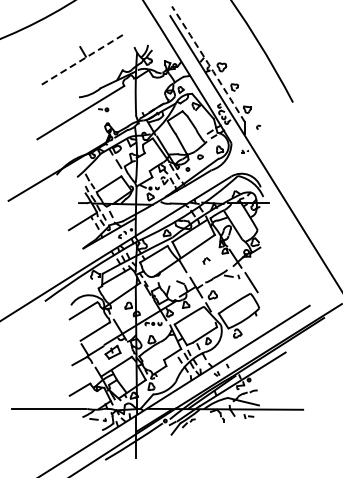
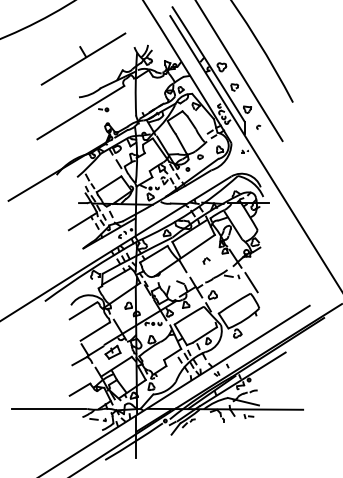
line: dashed -> solid (83, 59)
arc: dashed -> solid (208, 64)
line: none -> present (239, 71)
